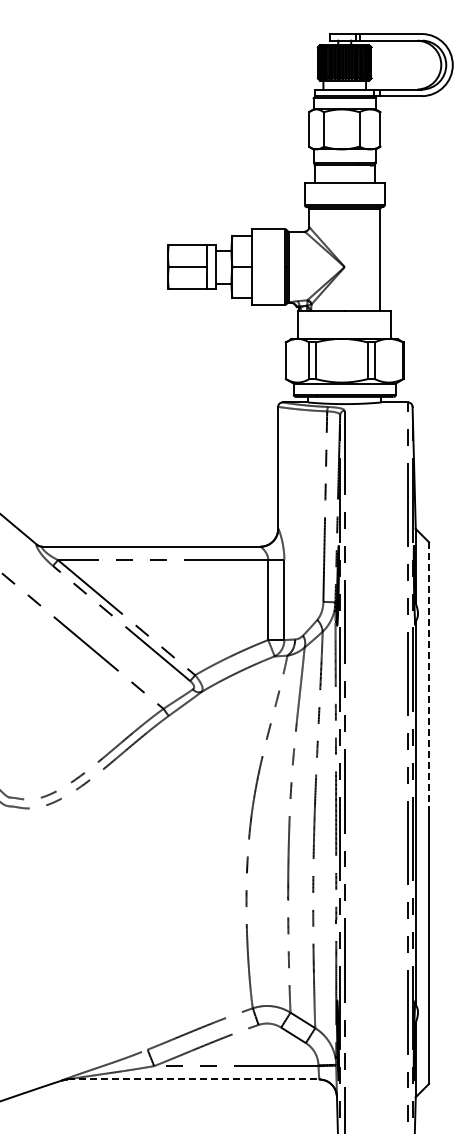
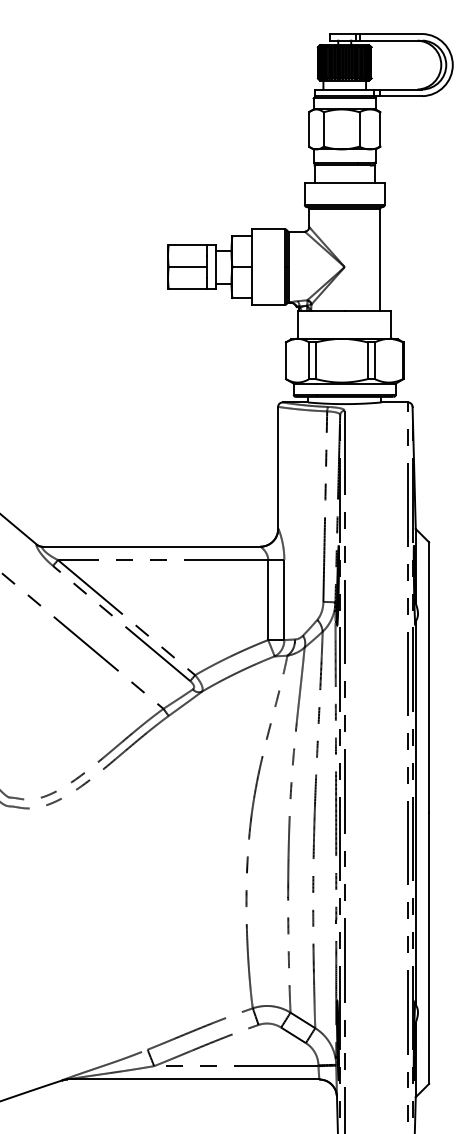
line: dashed -> solid (429, 677)
line: dashed -> solid (193, 1079)
